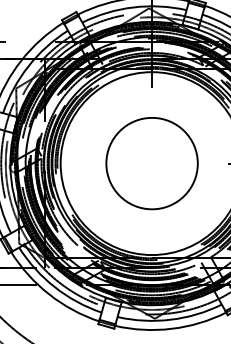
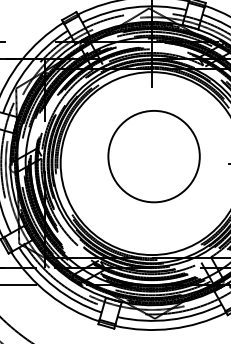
circle position: (151, 163) -> (153, 156) (153, 156)
